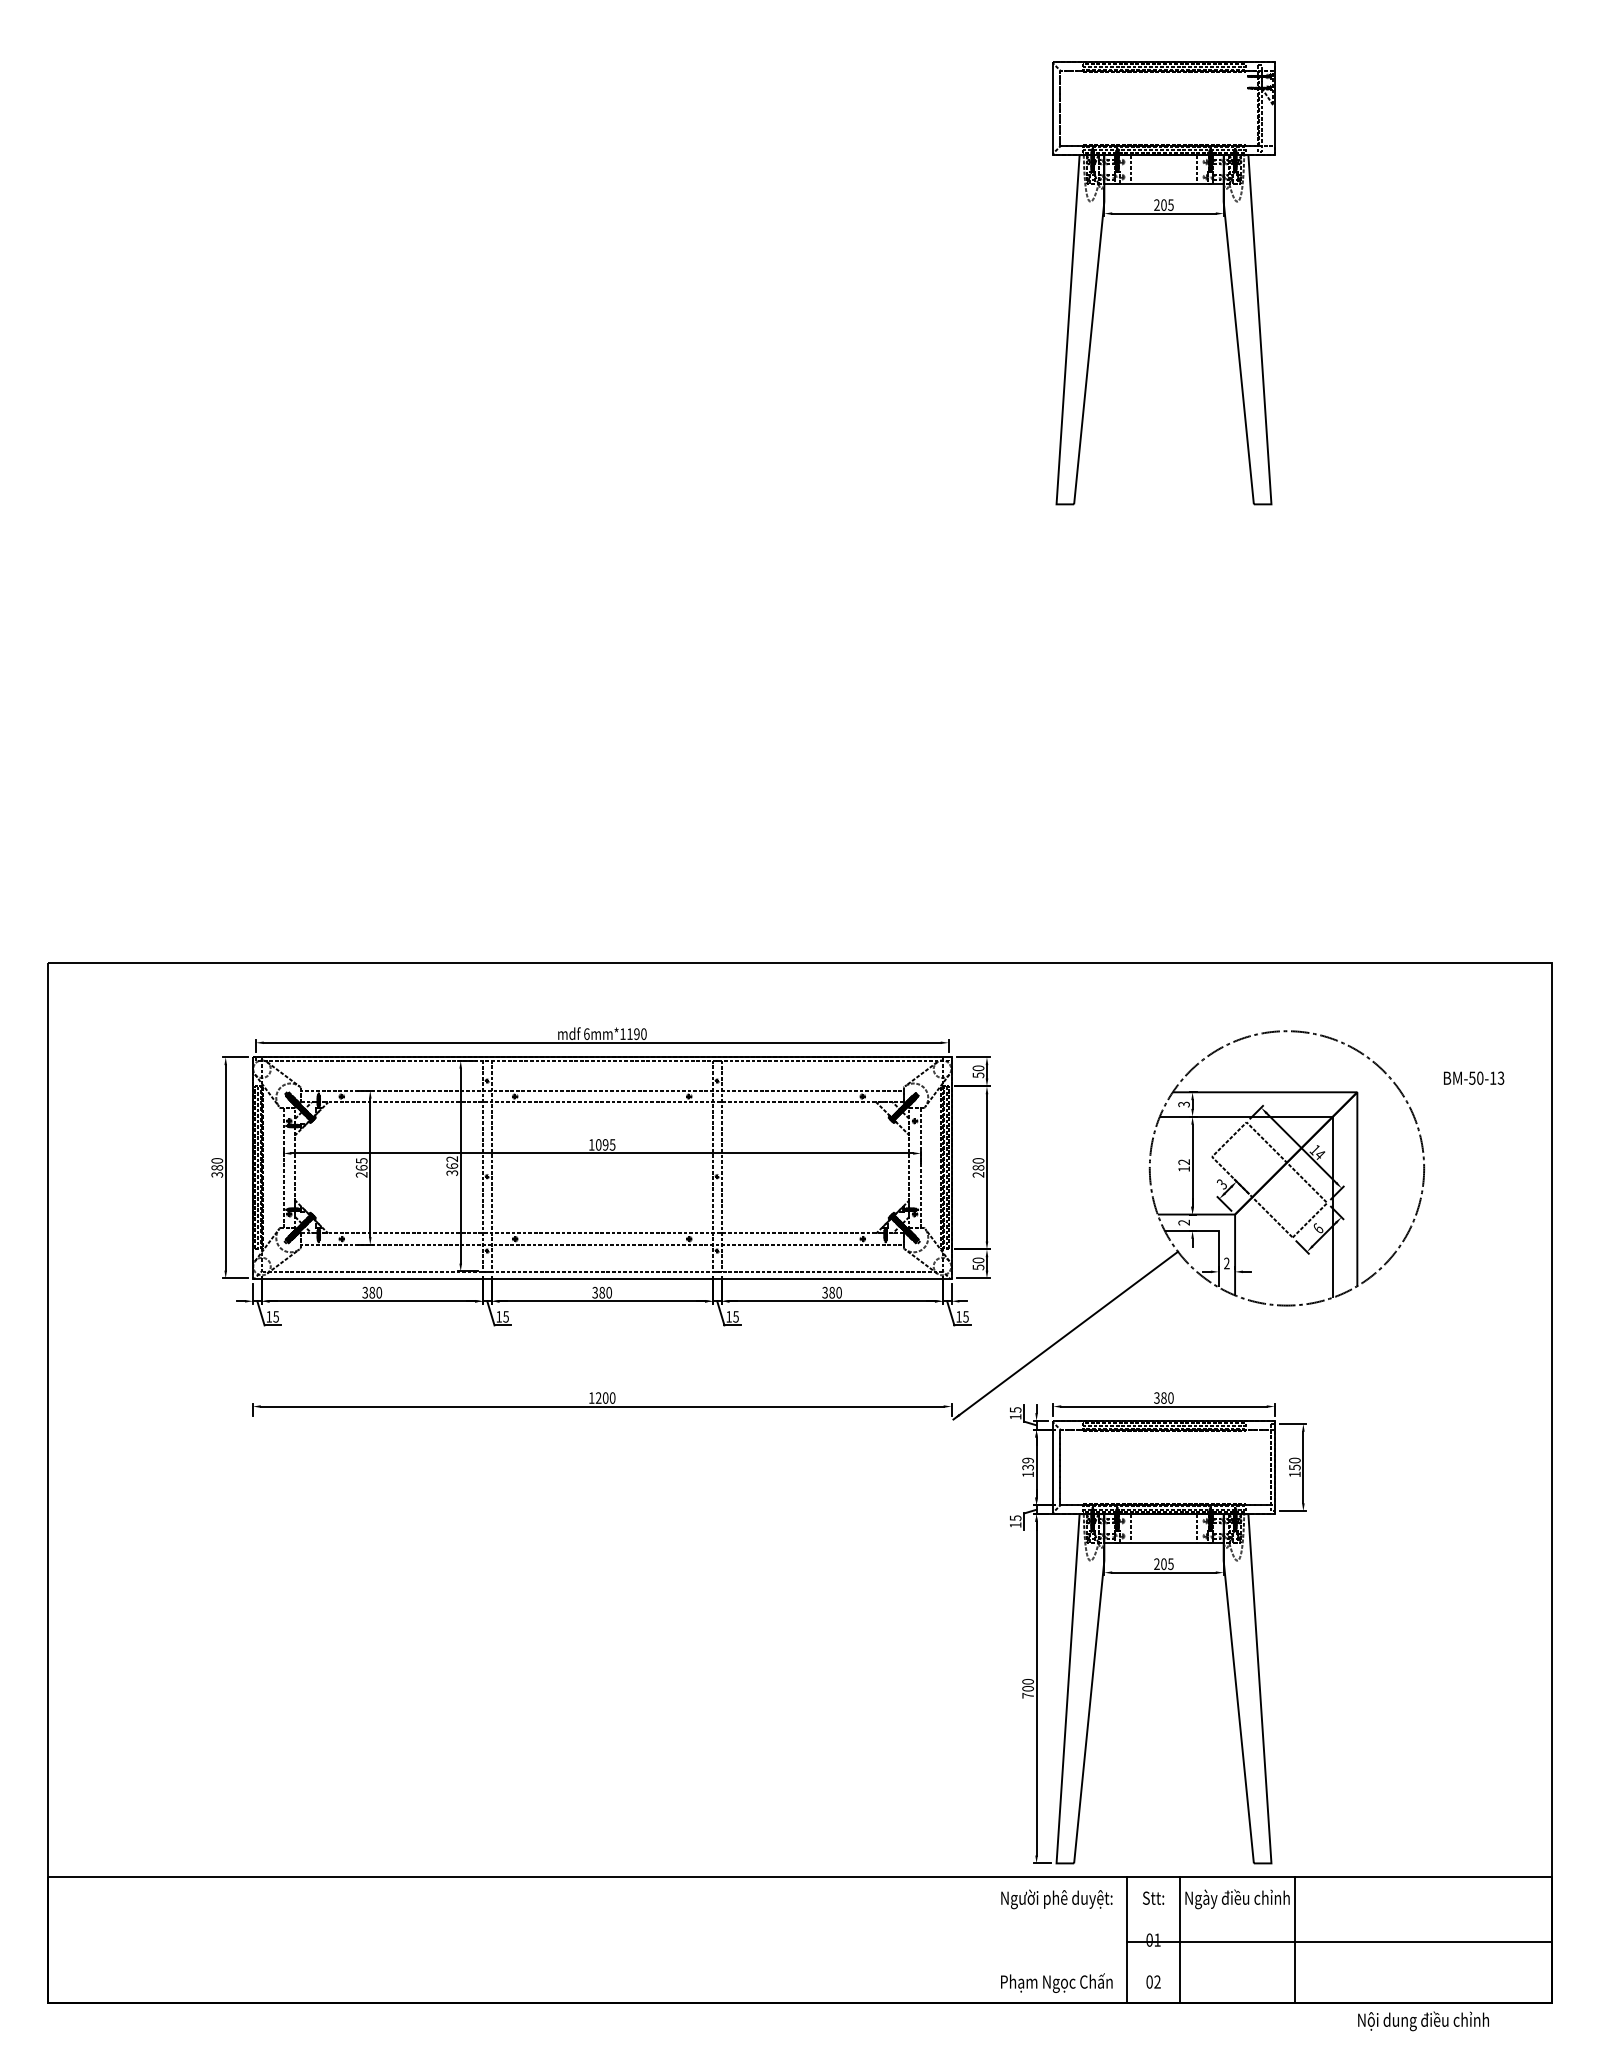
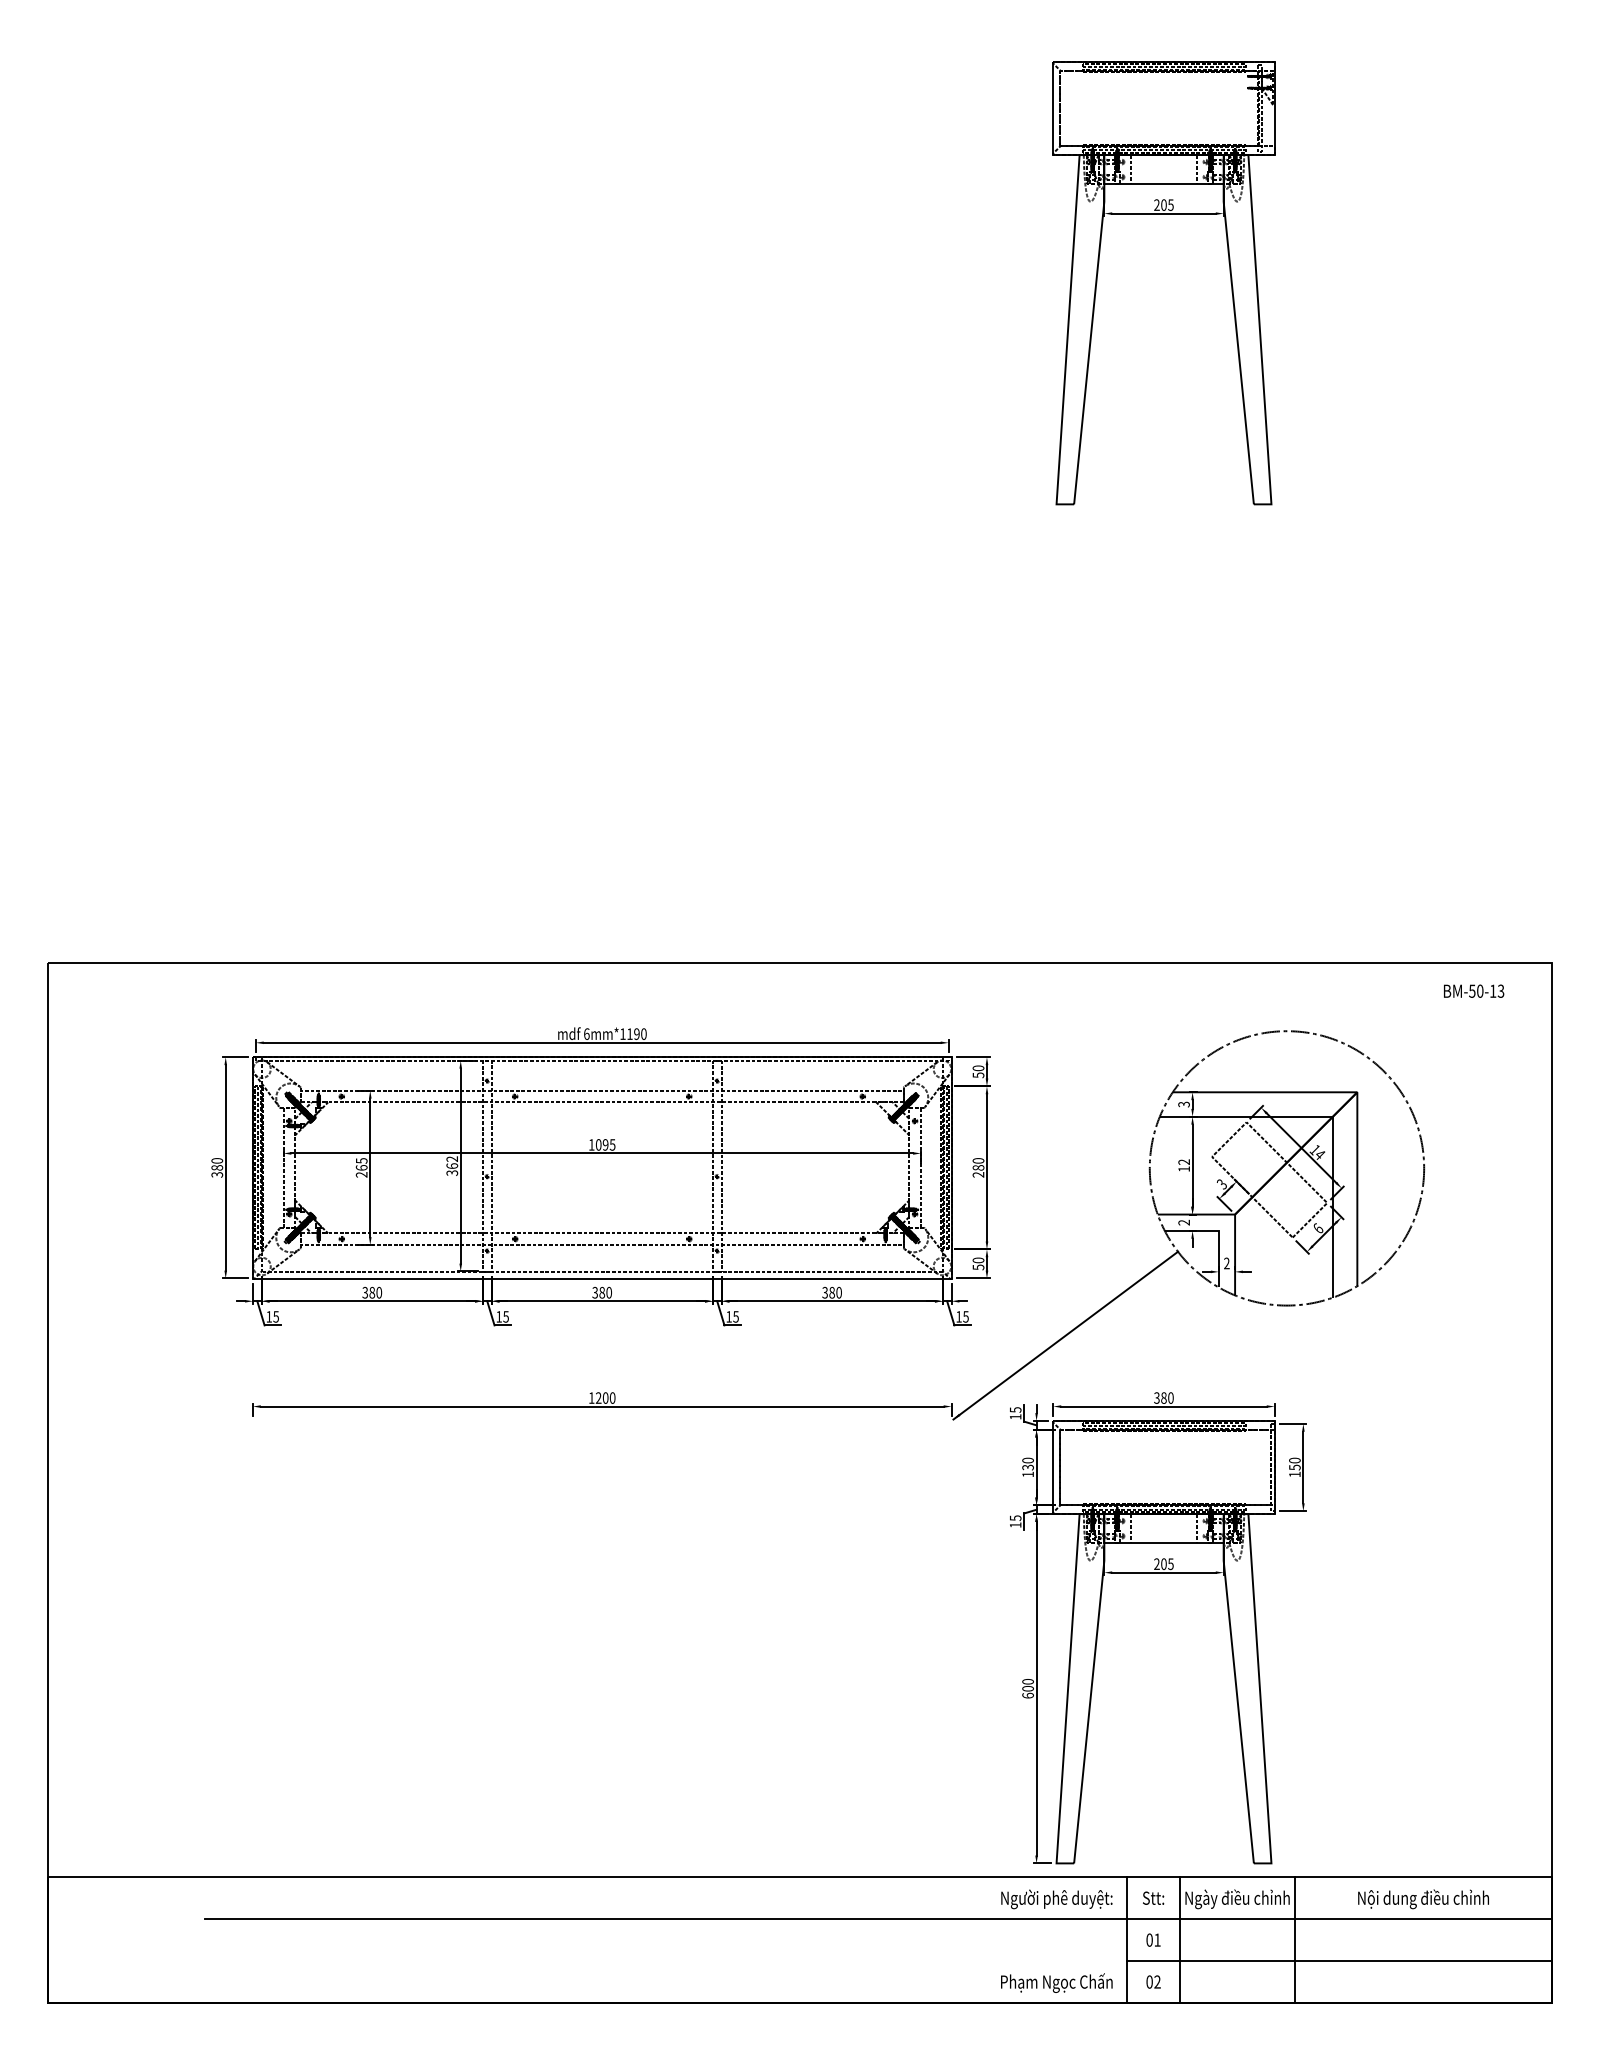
text position: (1474, 1077) -> (1474, 990) (1474, 990)
text: 139 -> 130 (1027, 1460)
text: 700 -> 600 (1027, 1695)
line: none -> present (878, 1919)
line position: (1339, 1942) -> (1339, 1961) (1339, 1961)
text position: (1423, 2021) -> (1423, 1899) (1423, 1899)
